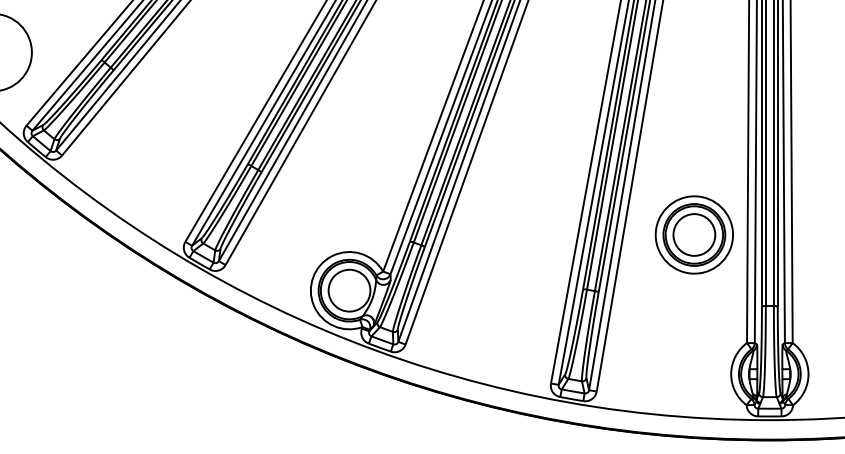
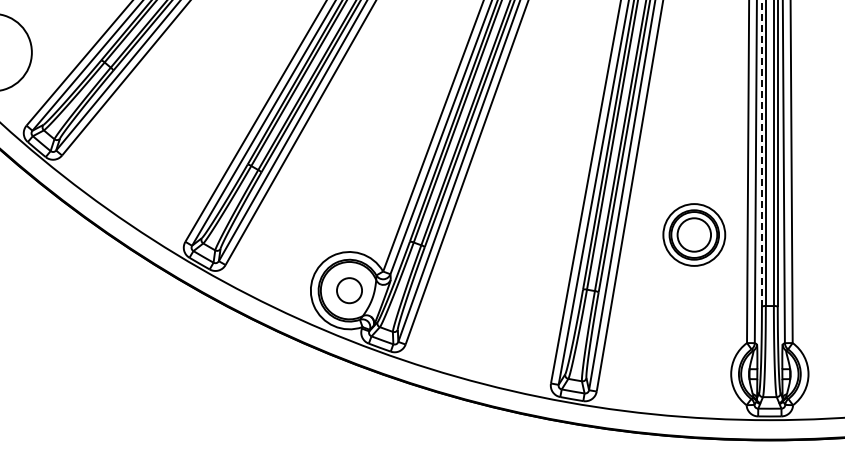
line: solid -> dashed (761, 153)
part size: 80x80 px -> 65x64 px (694, 234)
circle diameter: 42 px -> 25 px (349, 290)
